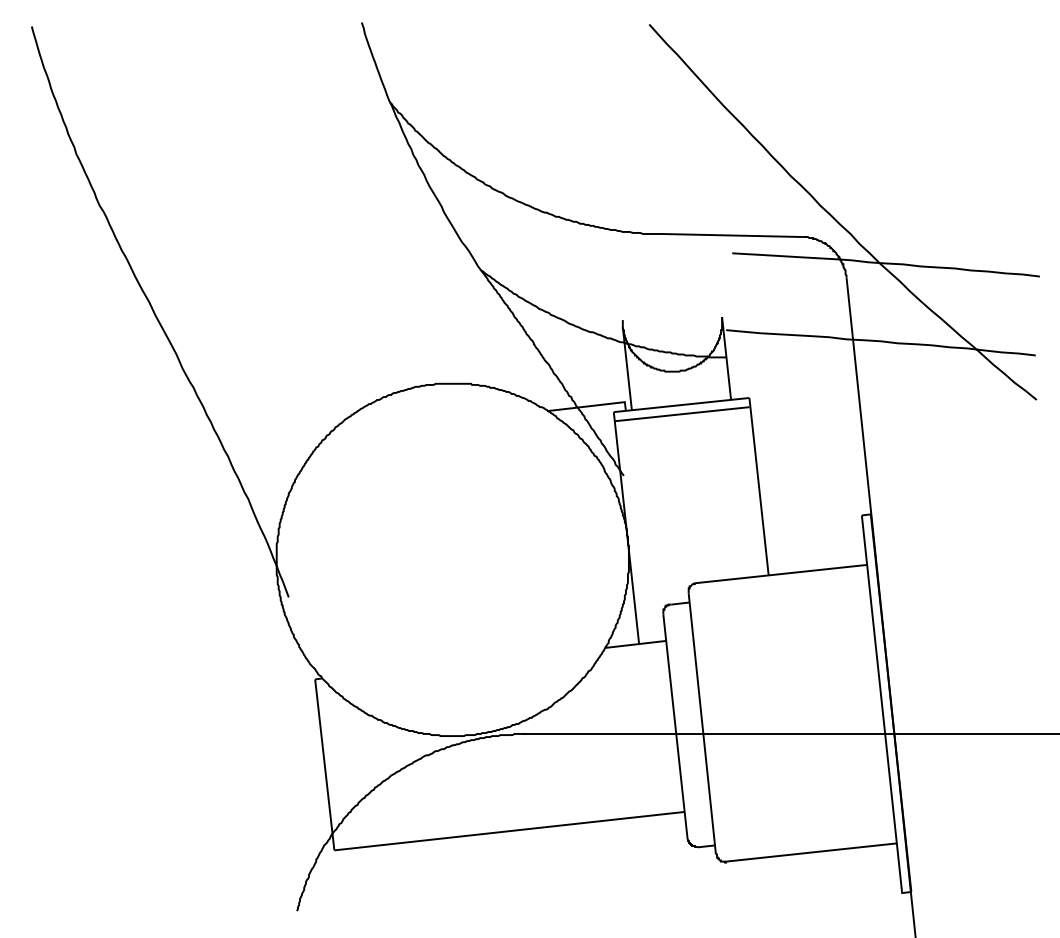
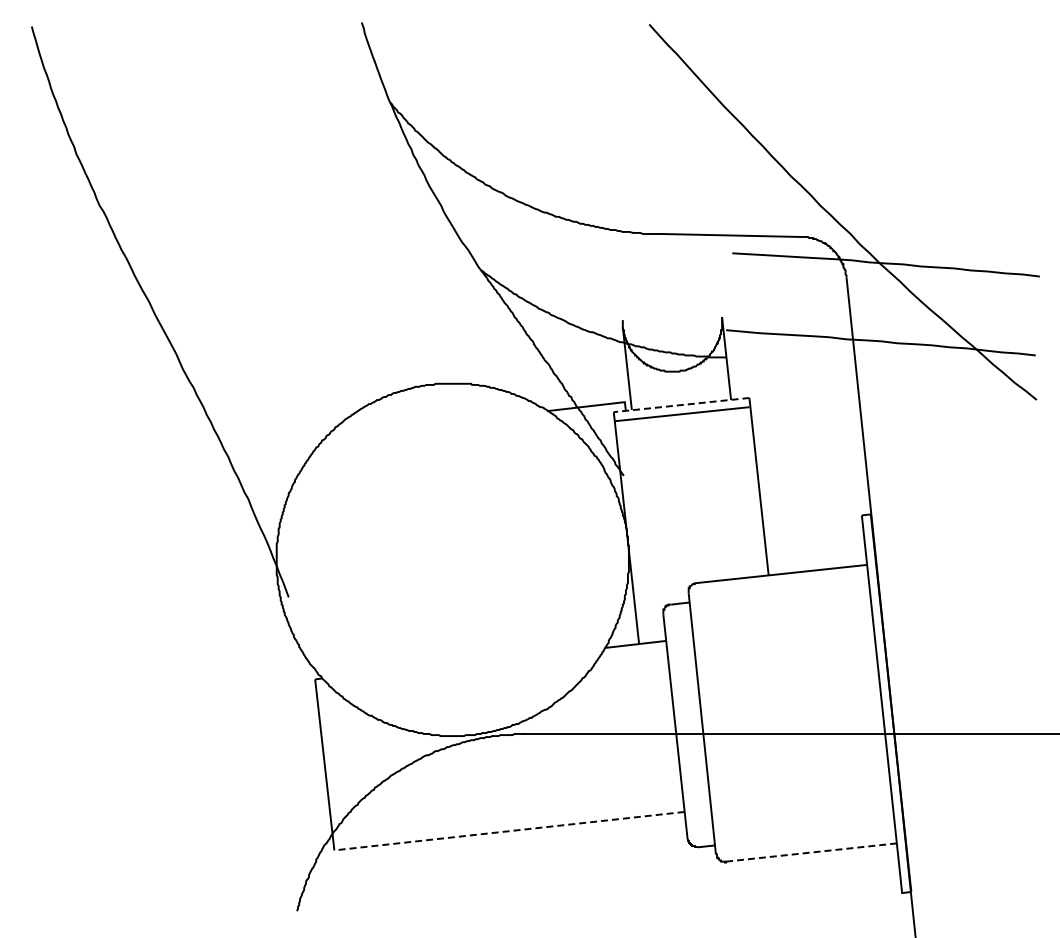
line: solid -> dashed (681, 405)
line: solid -> dashed (508, 831)
line: solid -> dashed (811, 852)
